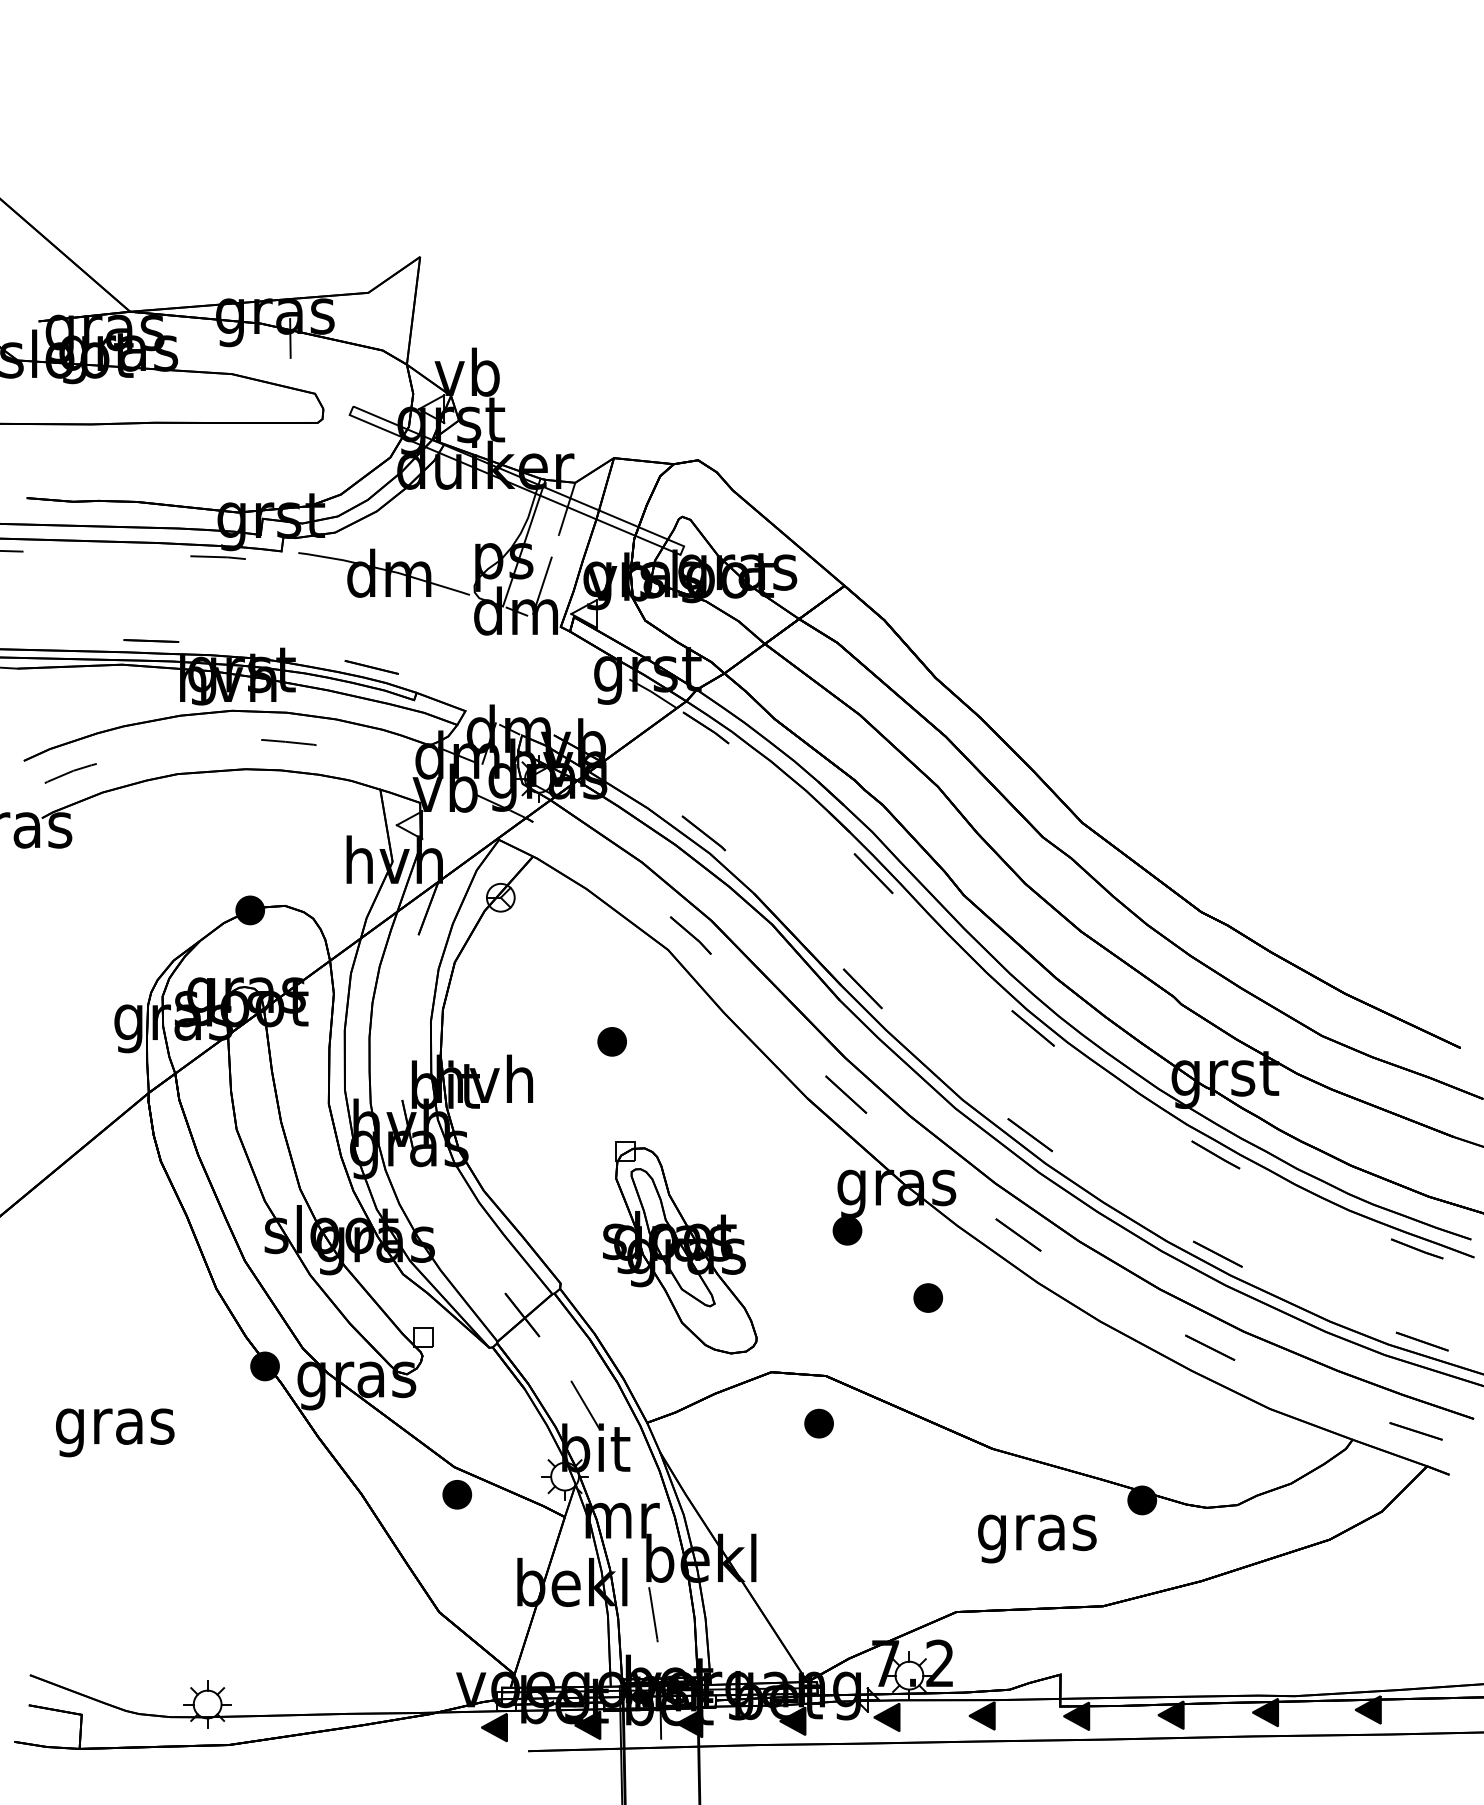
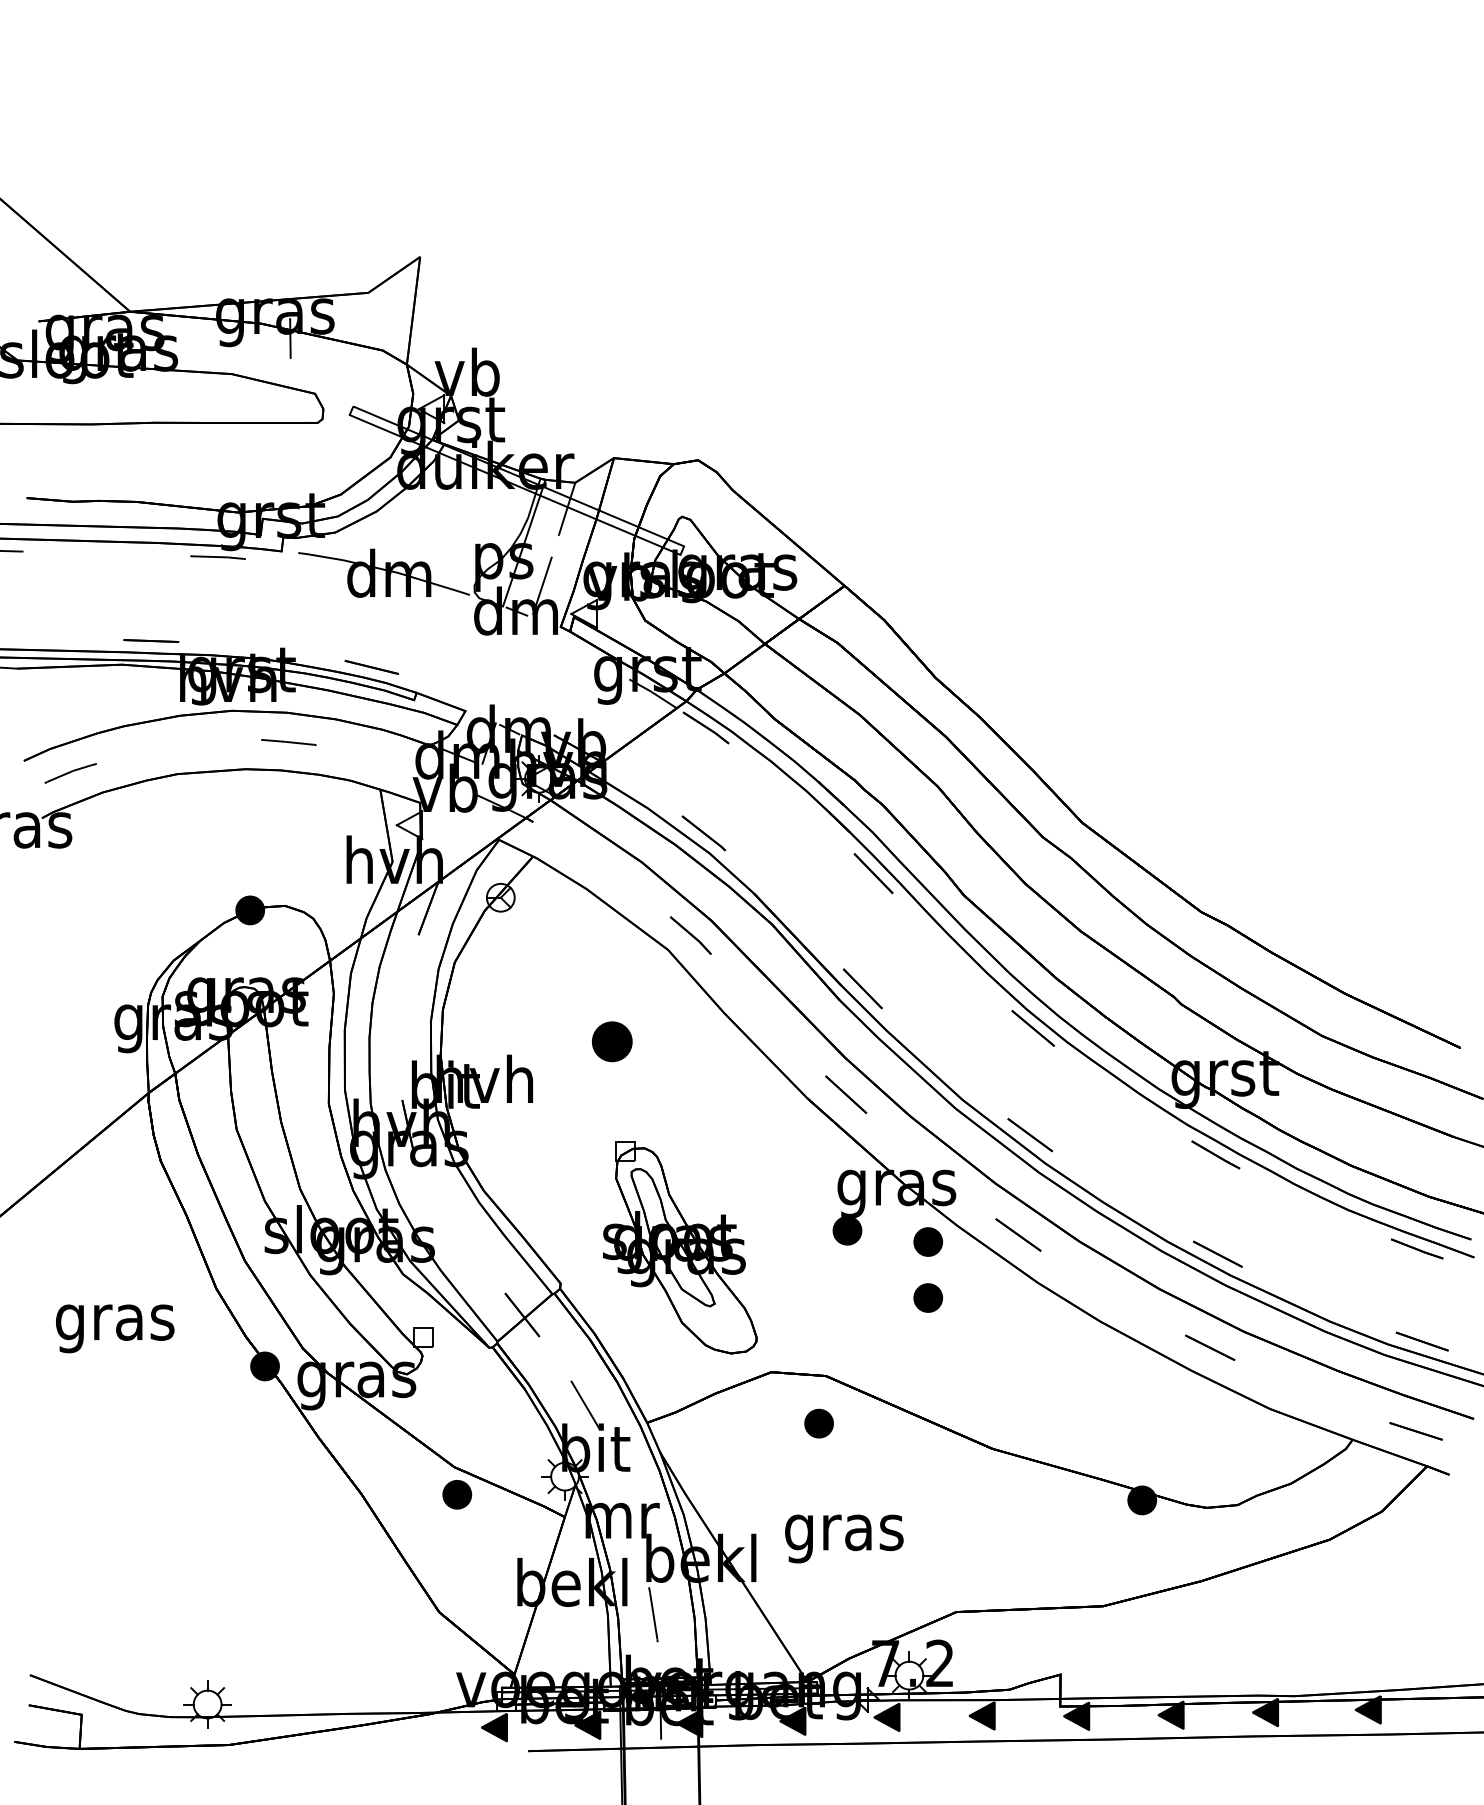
part size: 30x30 px -> 42x42 px (611, 1041)
part: none -> present (928, 1241)
text position: (115, 1432) -> (115, 1328) (115, 1328)
text position: (1037, 1538) -> (844, 1538) (844, 1538)
